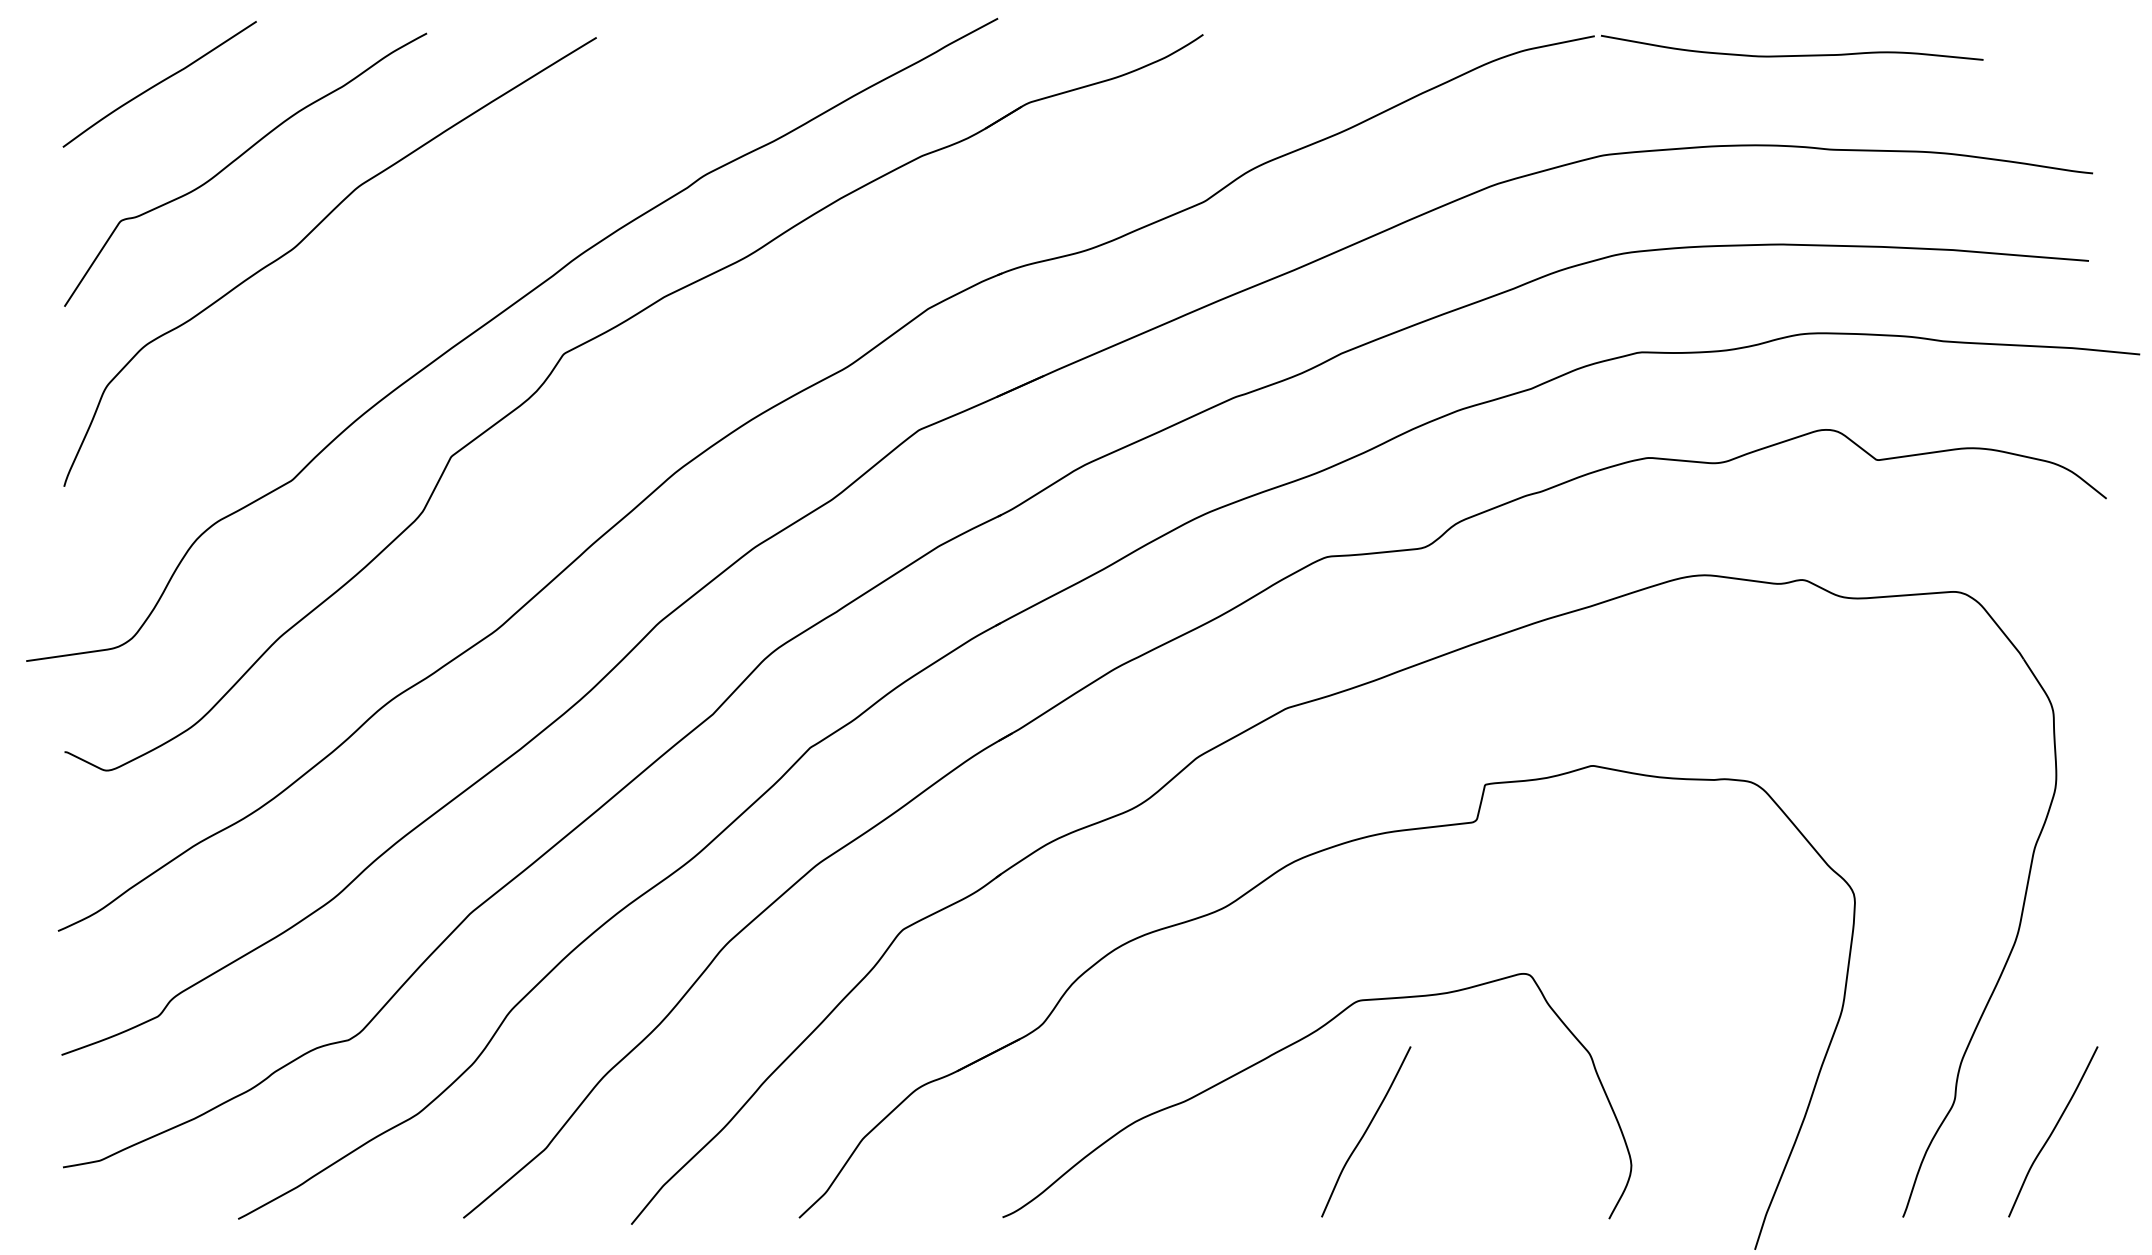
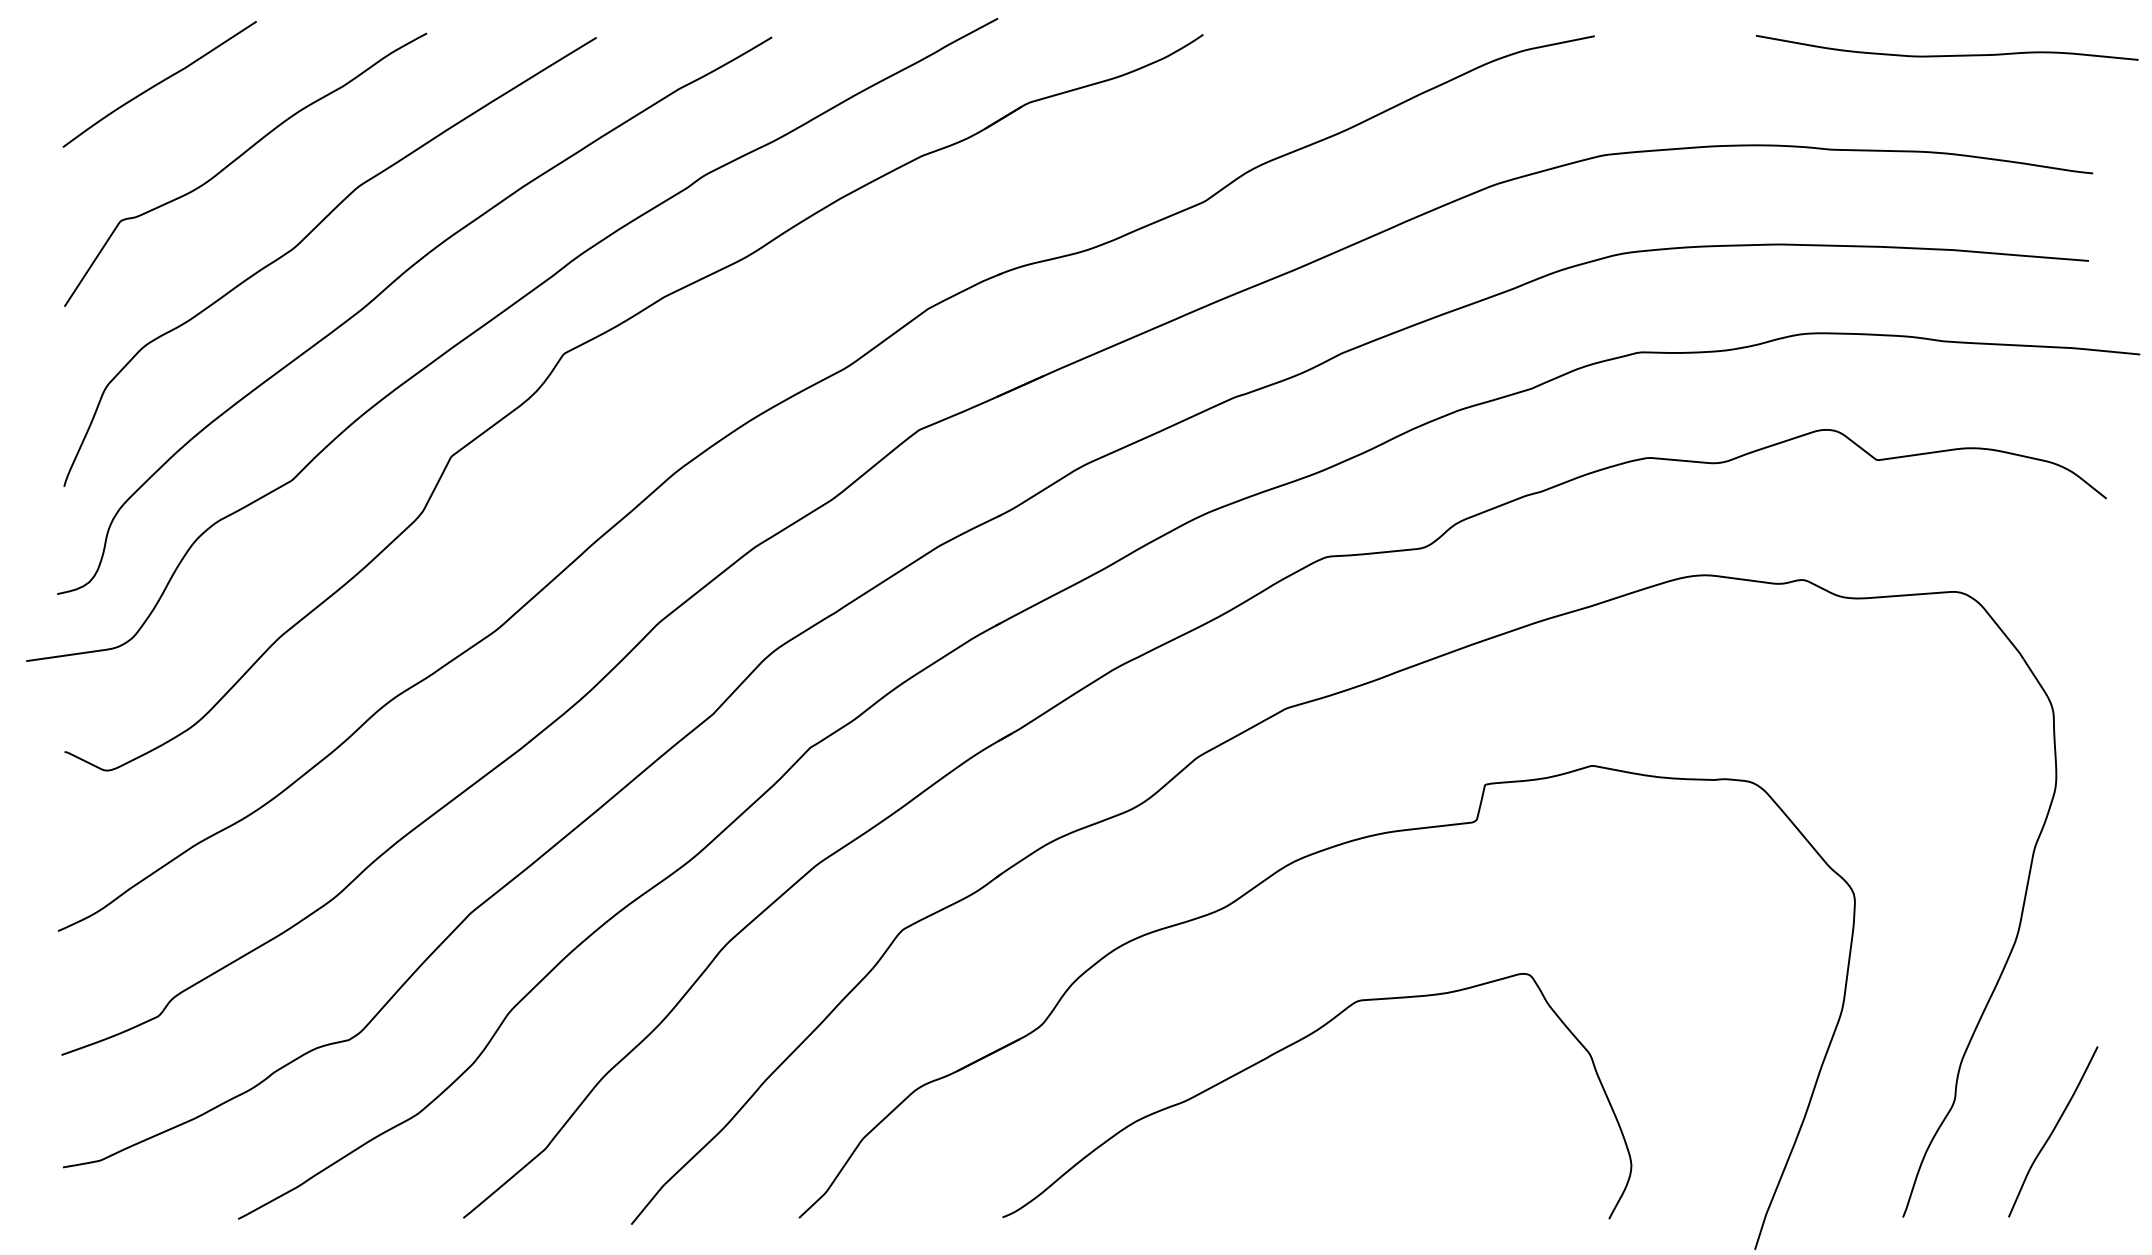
curve position: (1792, 55) -> (1947, 55) (1947, 55)
curve: none -> present (392, 284)
curve: present -> none (1366, 1131)
